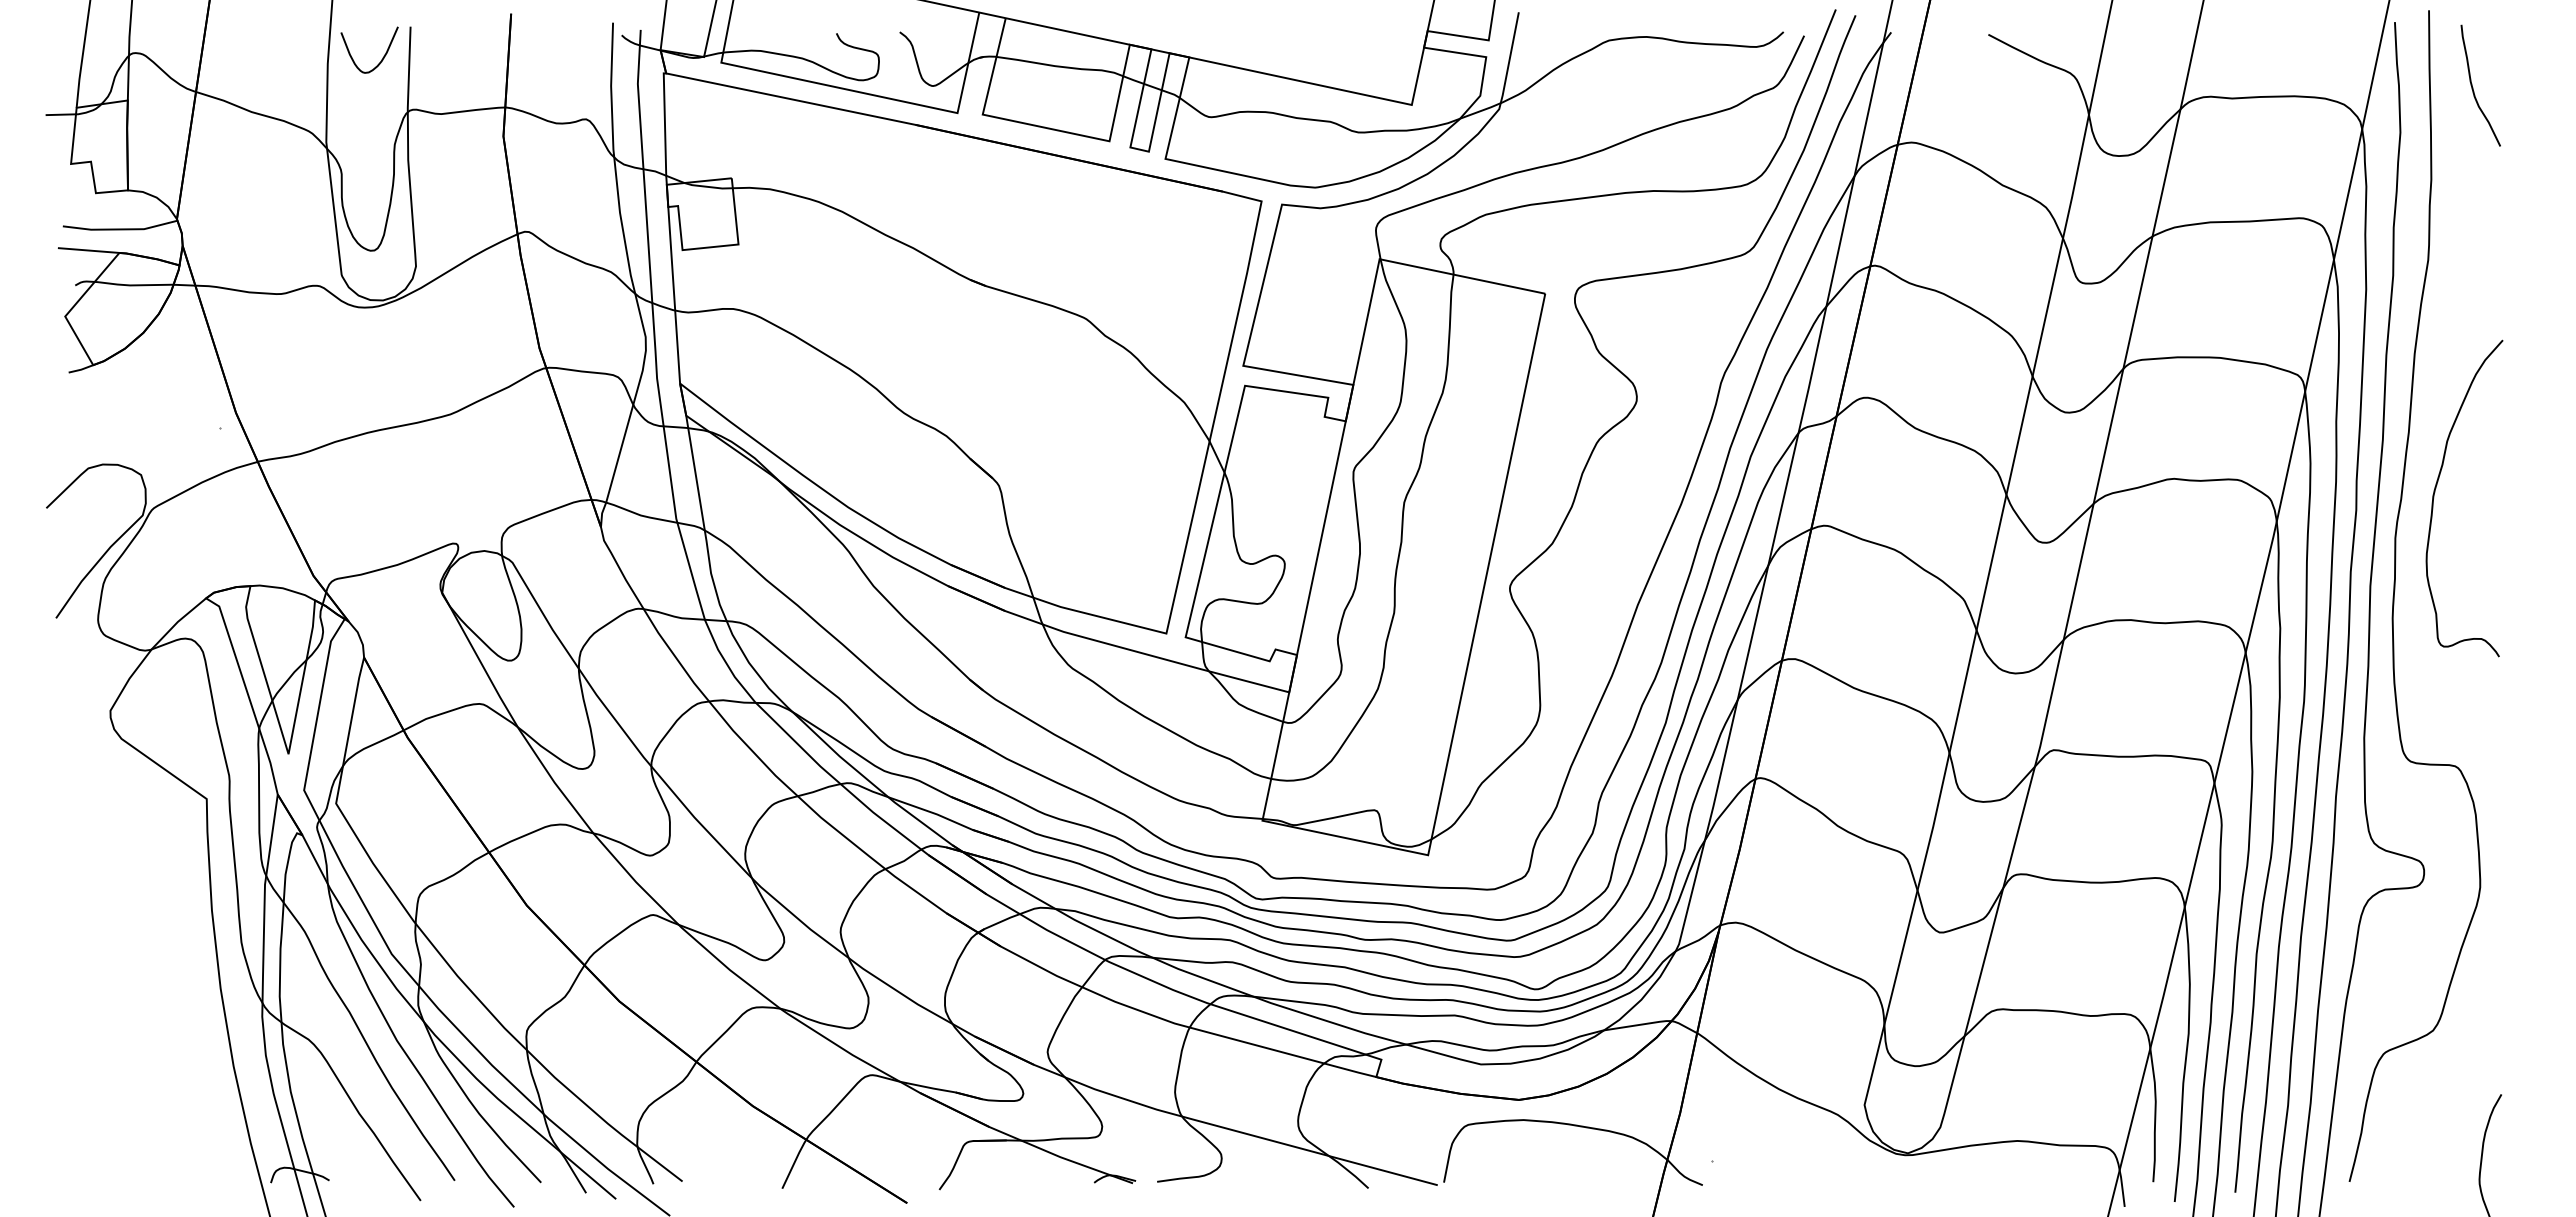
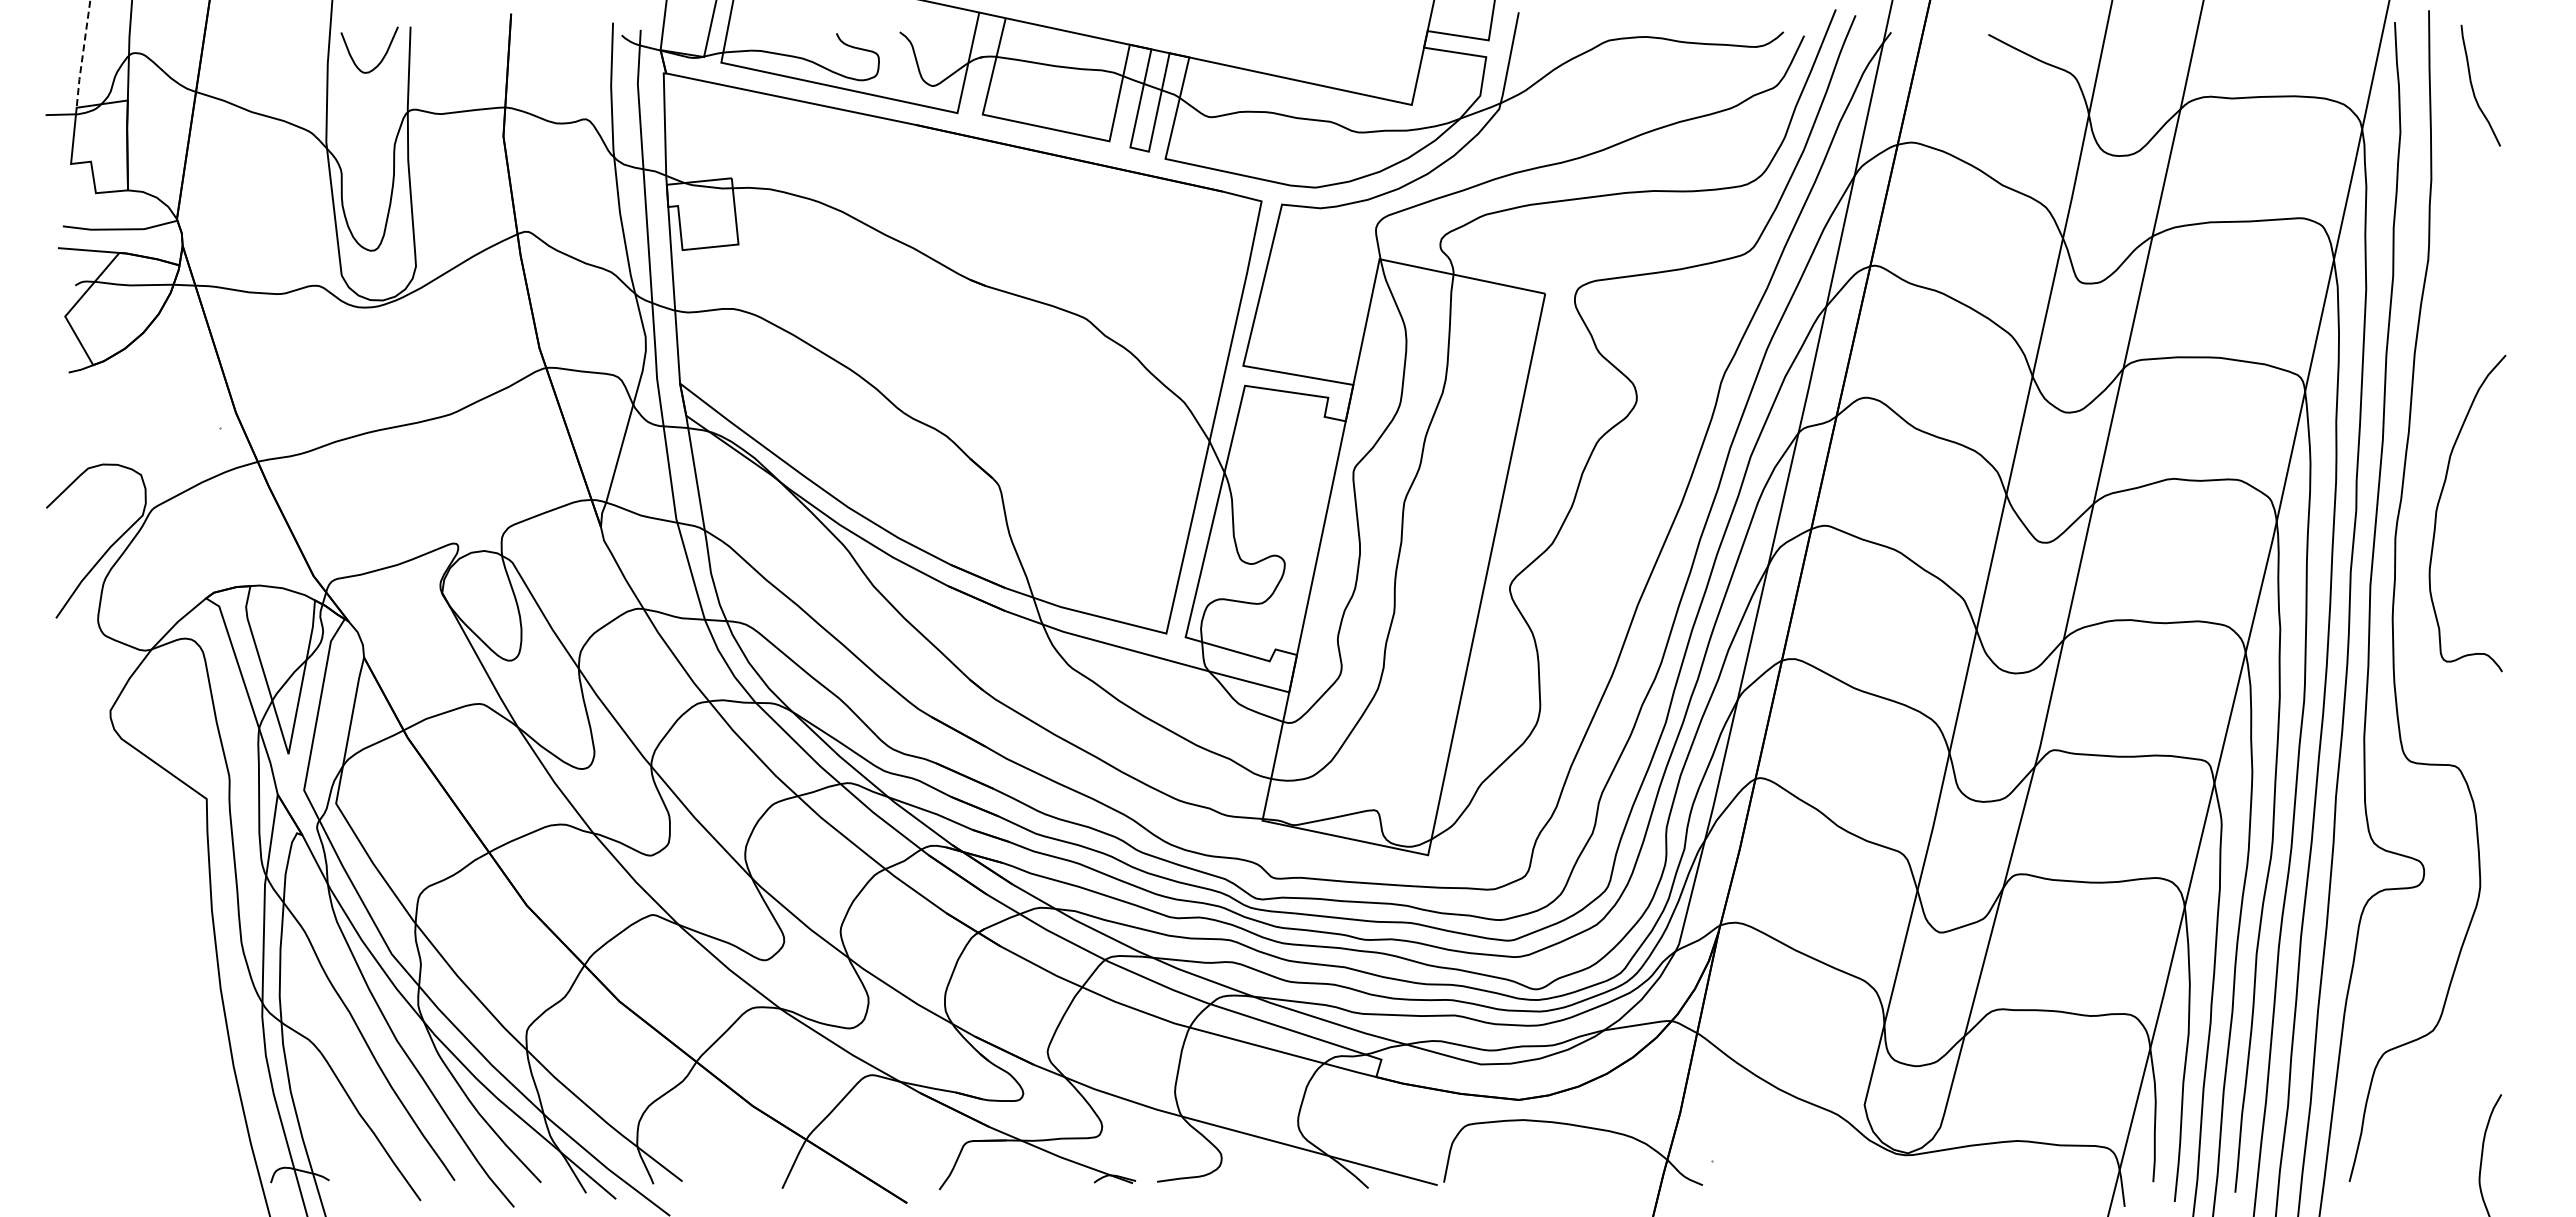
line: solid -> dashed (82, 54)
curve position: (2435, 492) -> (2438, 507) (2438, 507)
